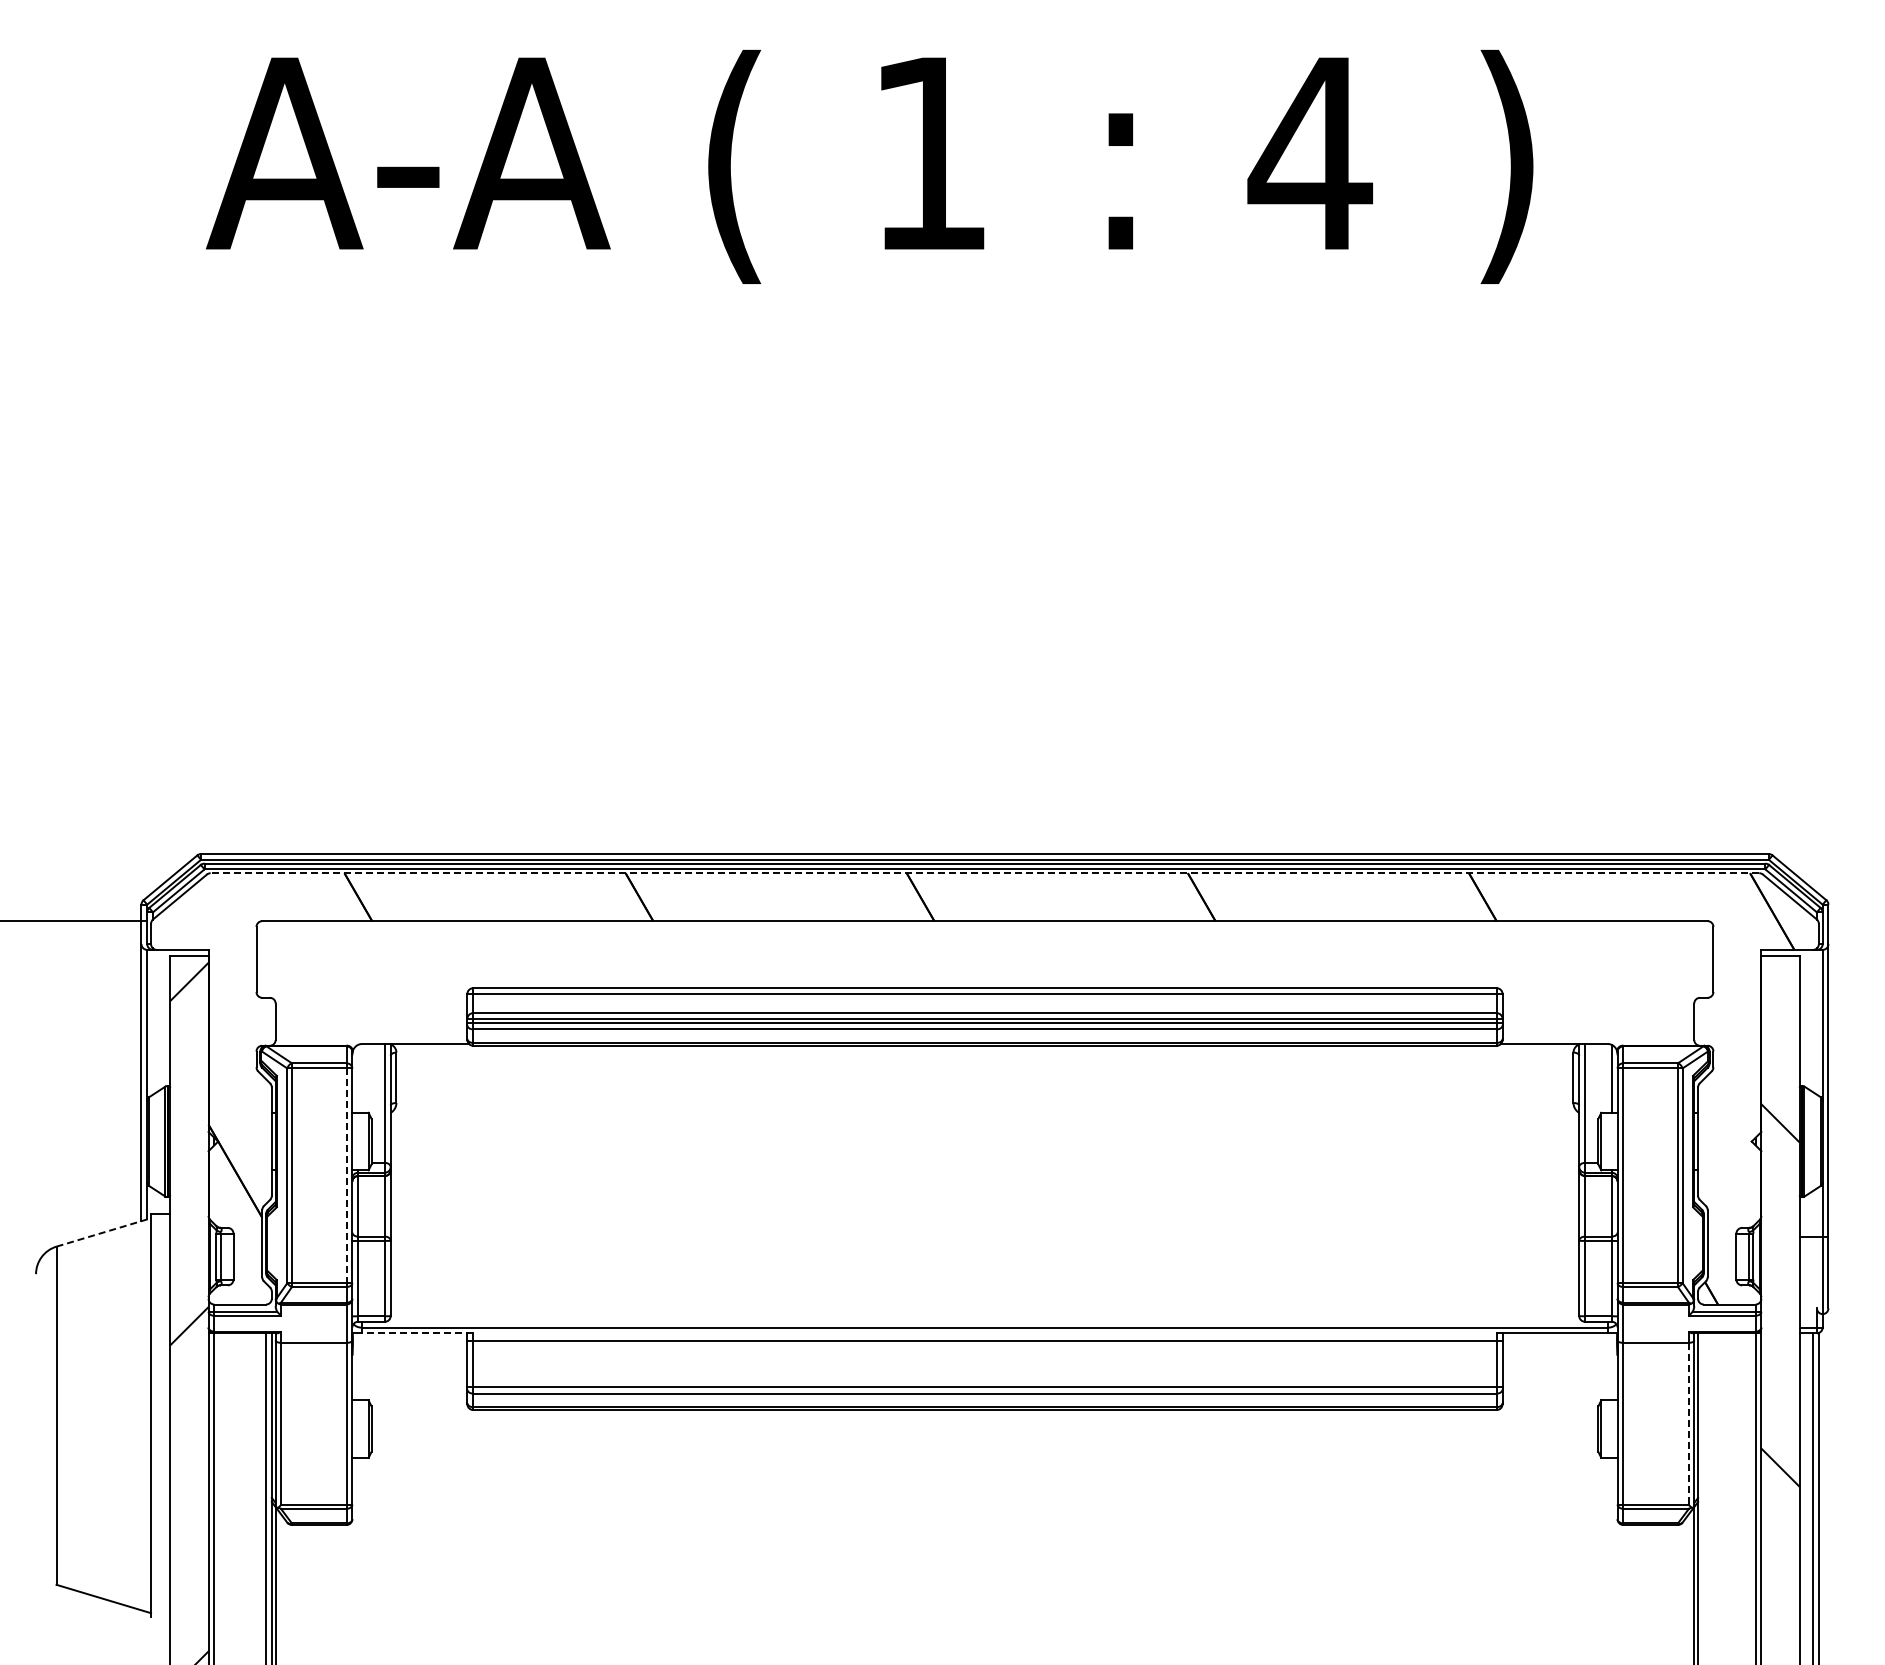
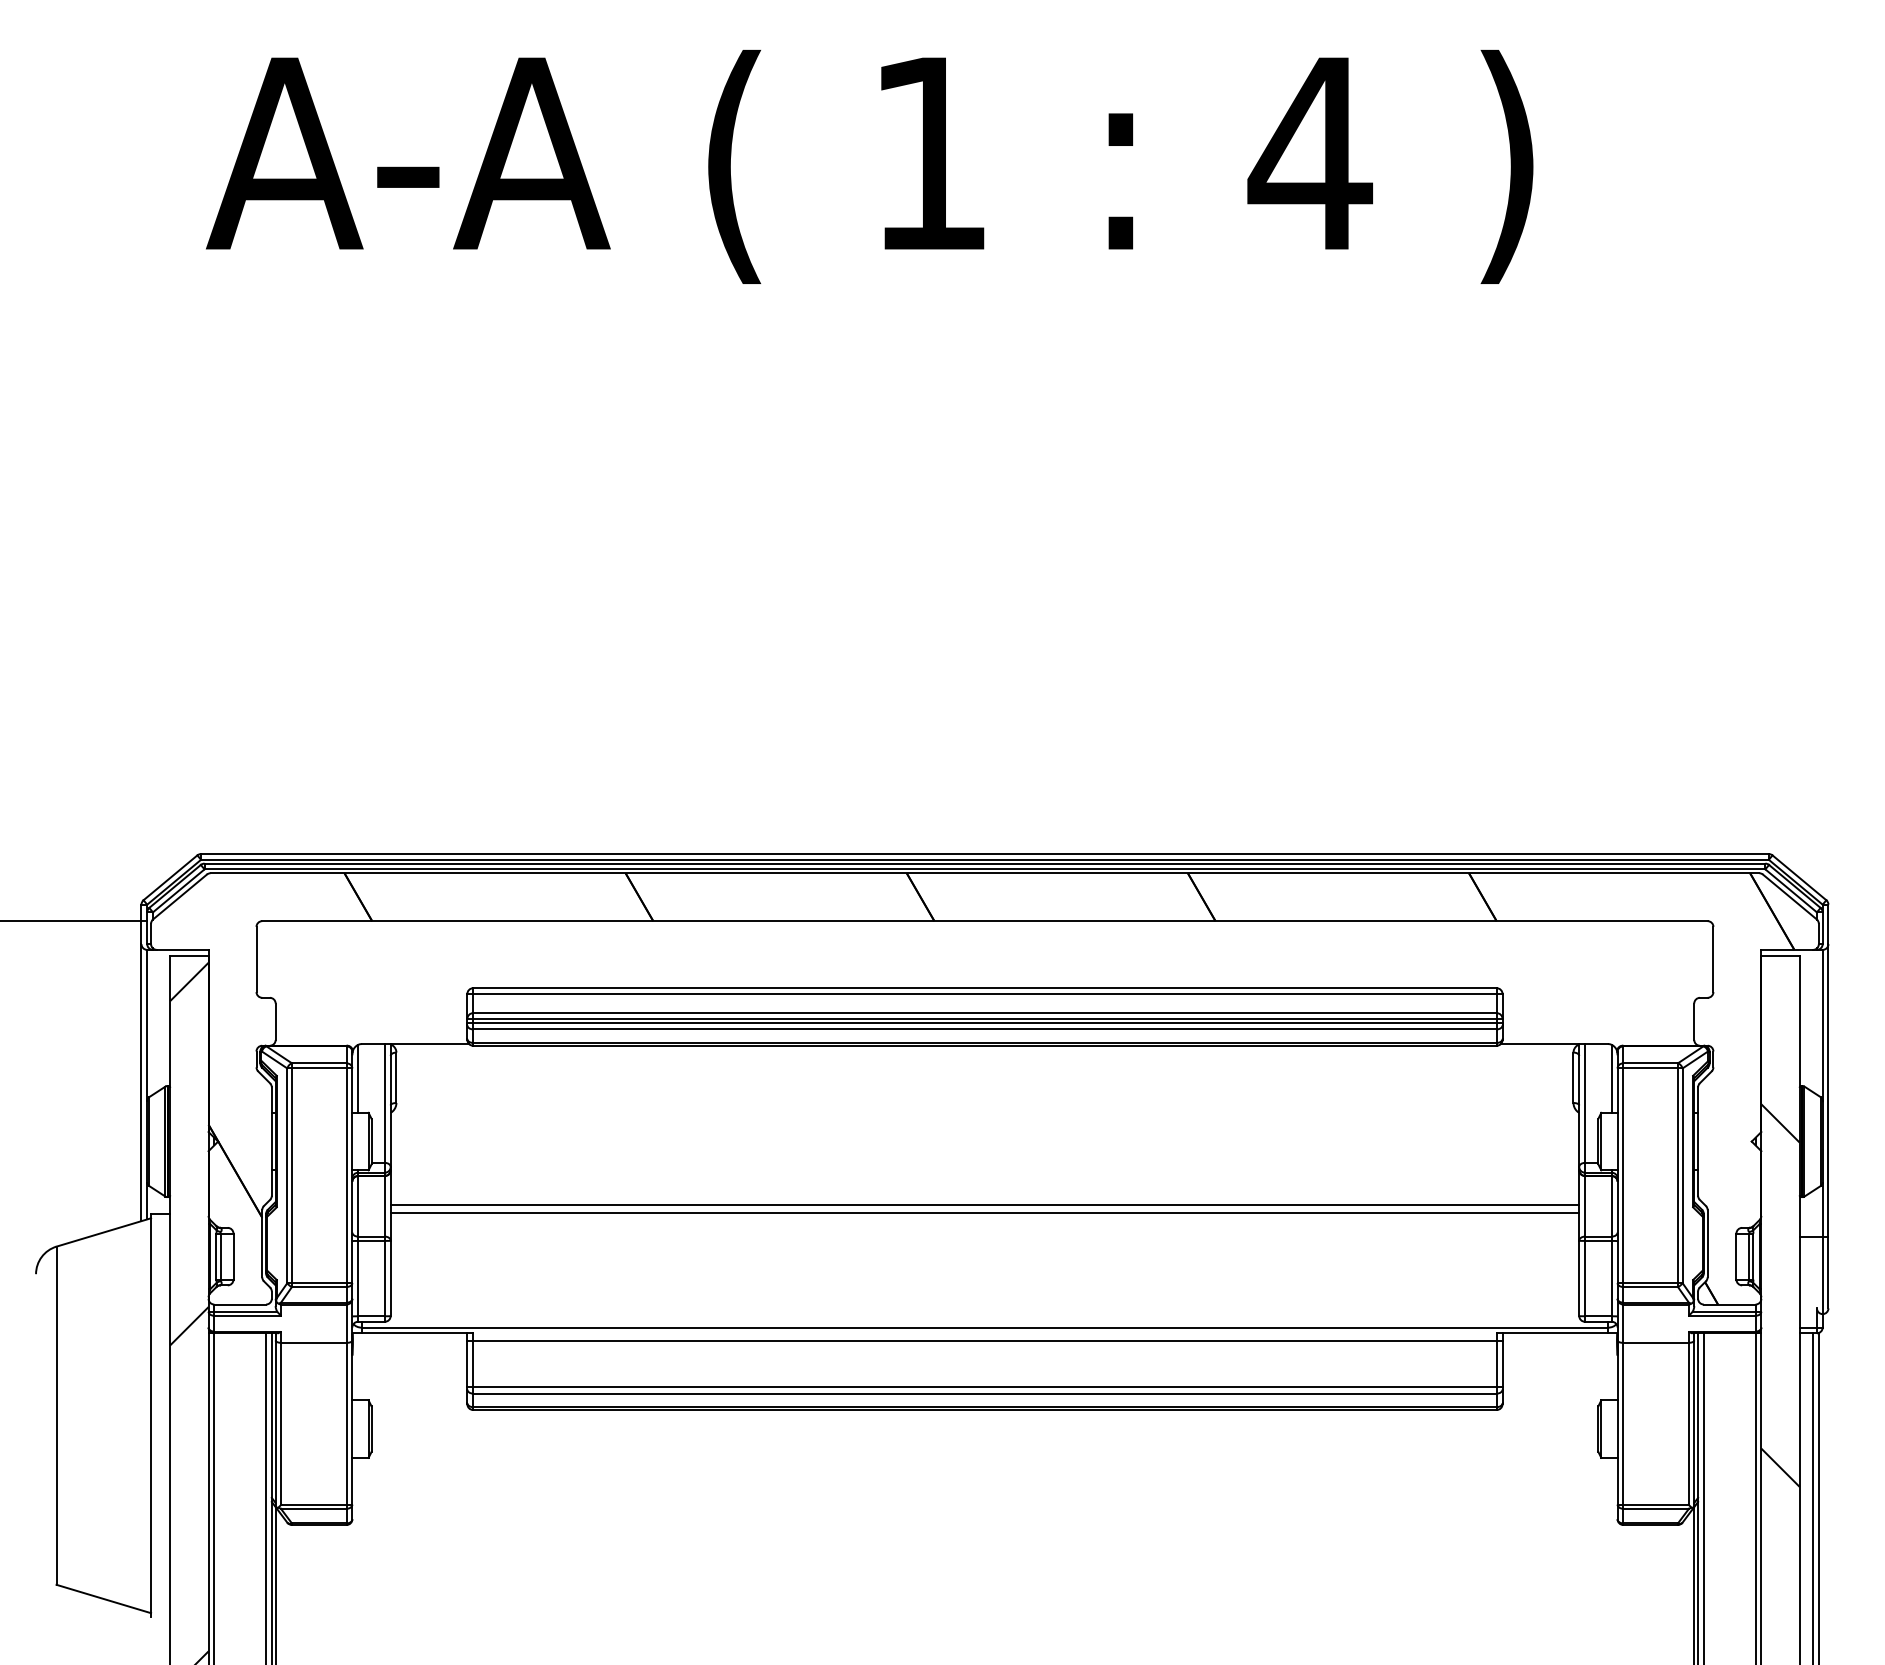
line: dashed -> solid (984, 873)
line: none -> present (358, 1078)
line: dashed -> solid (346, 1176)
line: none -> present (984, 1205)
line: none -> present (984, 1213)
line: dashed -> solid (104, 1232)
line: dashed -> solid (417, 1333)
line: dashed -> solid (1688, 1423)
line: none -> present (1703, 1497)
